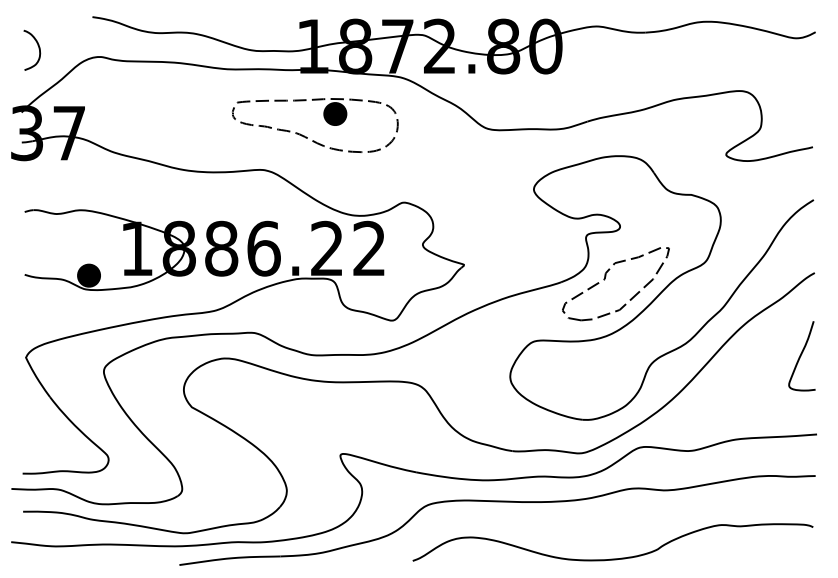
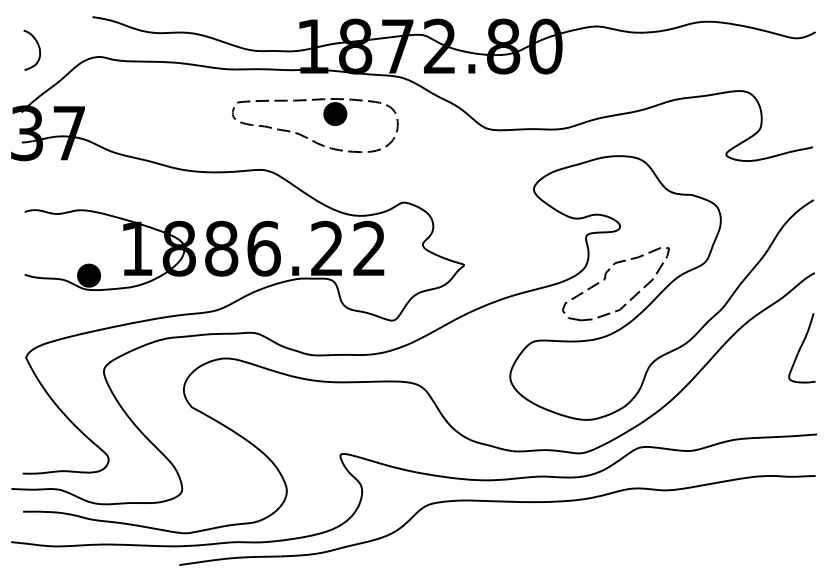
curve position: (801, 356) -> (801, 348) (801, 348)
curve: present -> none (612, 558)
